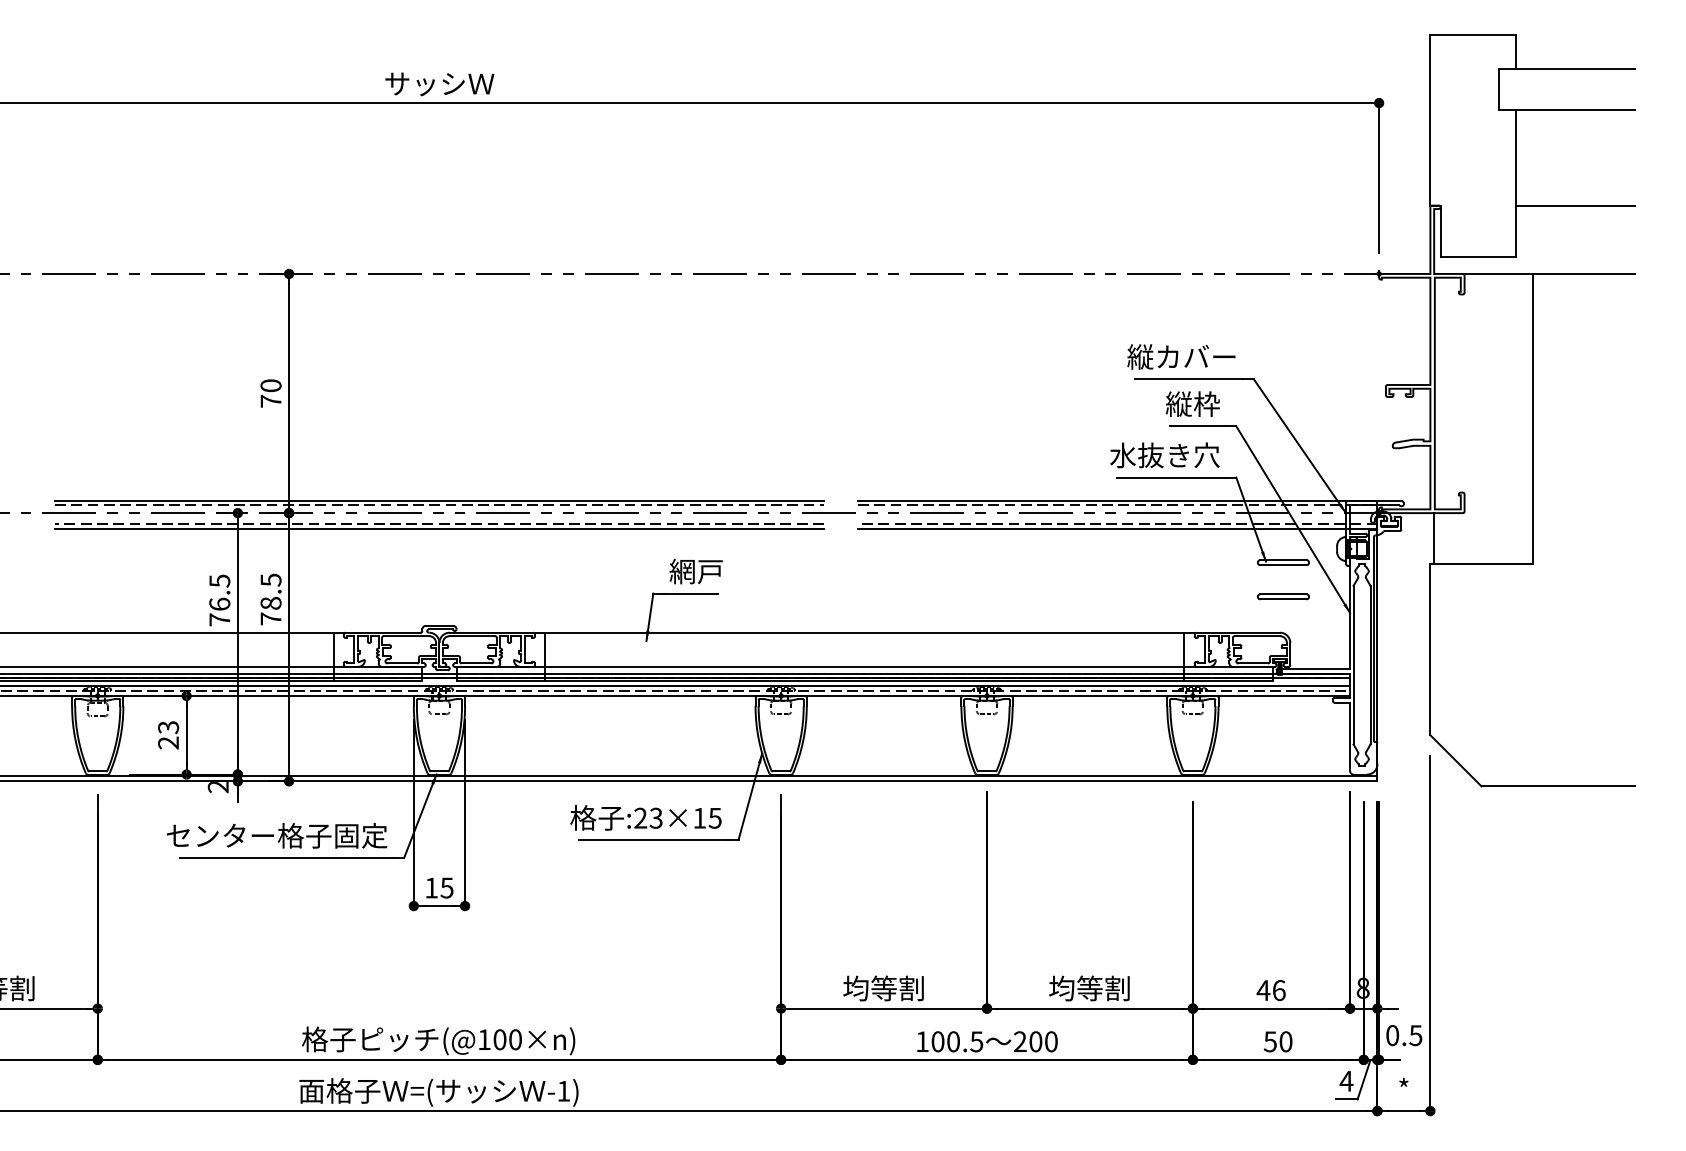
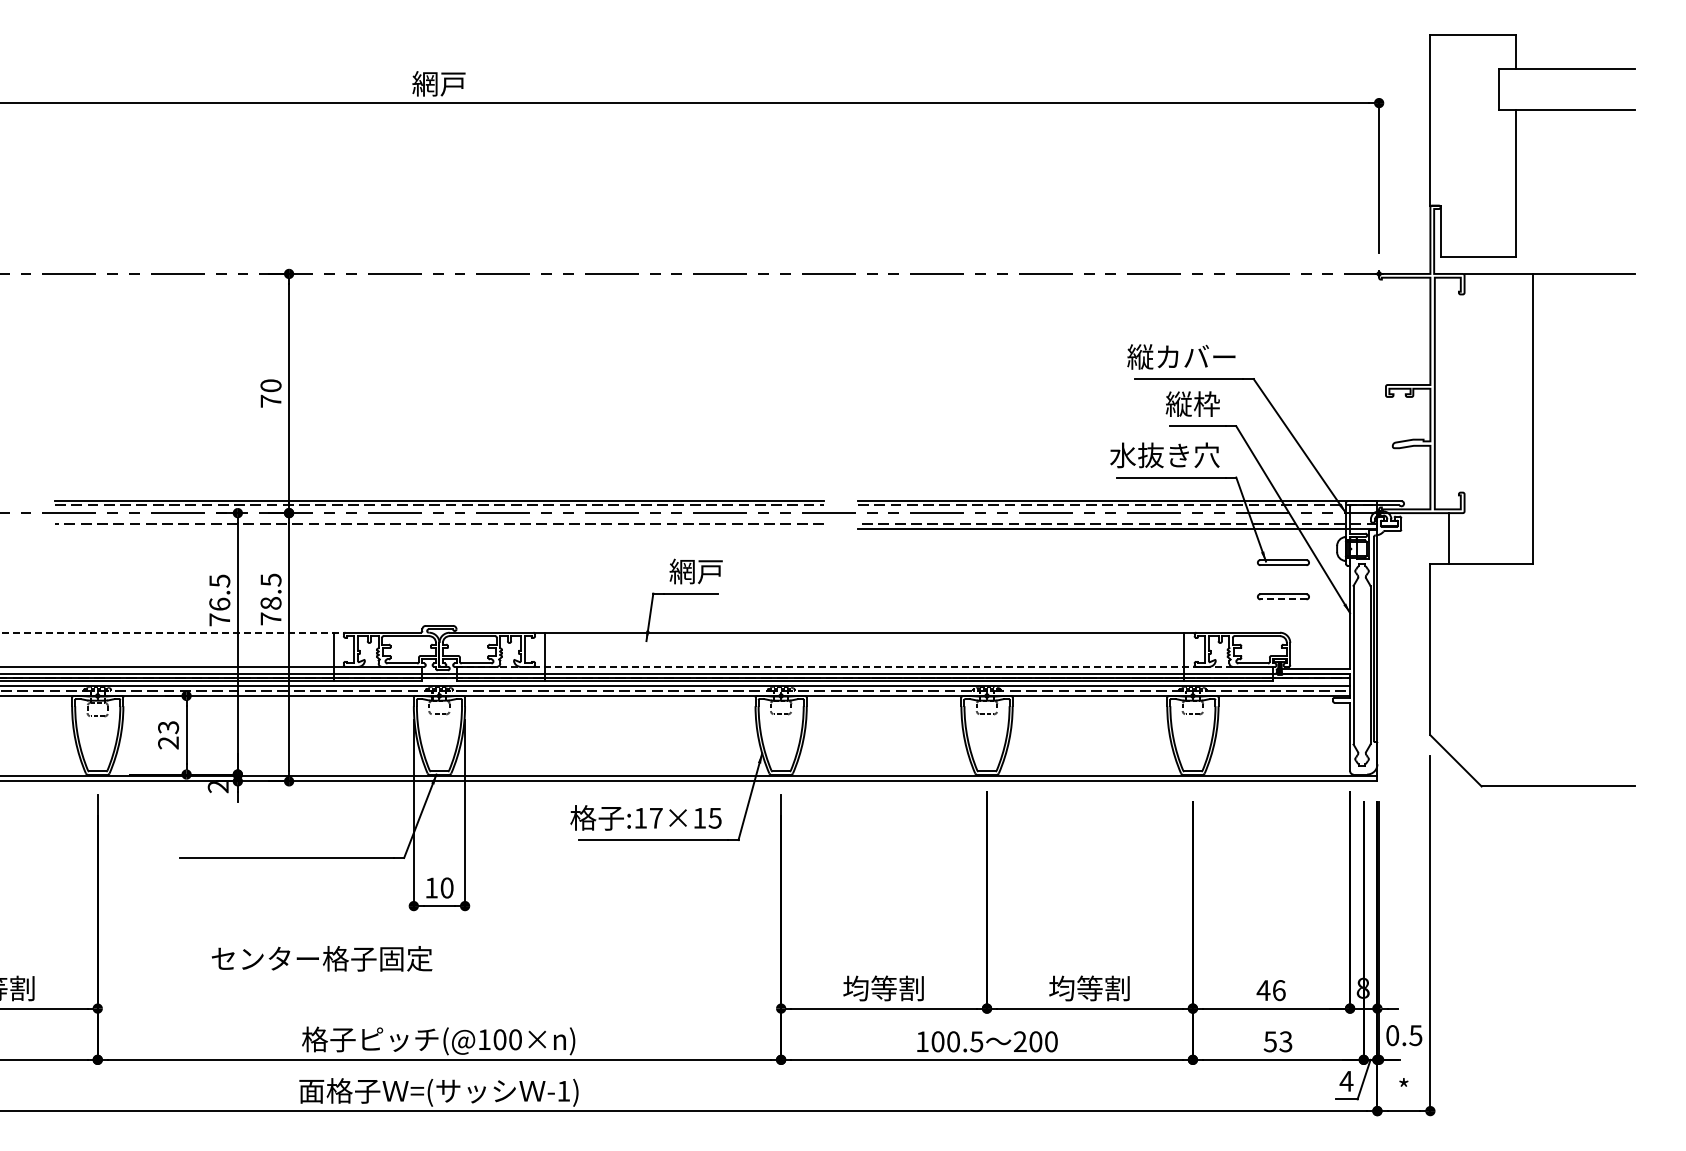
text: サッシＷ -> 網戸 (439, 83)
line: present -> none (1575, 205)
line: present -> none (439, 528)
line position: (1433, 538) -> (1448, 538) (1448, 538)
line: solid -> dashed (1282, 599)
line: solid -> dashed (172, 632)
line: solid -> dashed (844, 666)
text: :23×15 -> :17×15 (648, 817)
text position: (276, 835) -> (321, 958) (321, 958)
text: 15 -> 10 (446, 887)
text: 50 -> 53 (1285, 1041)
